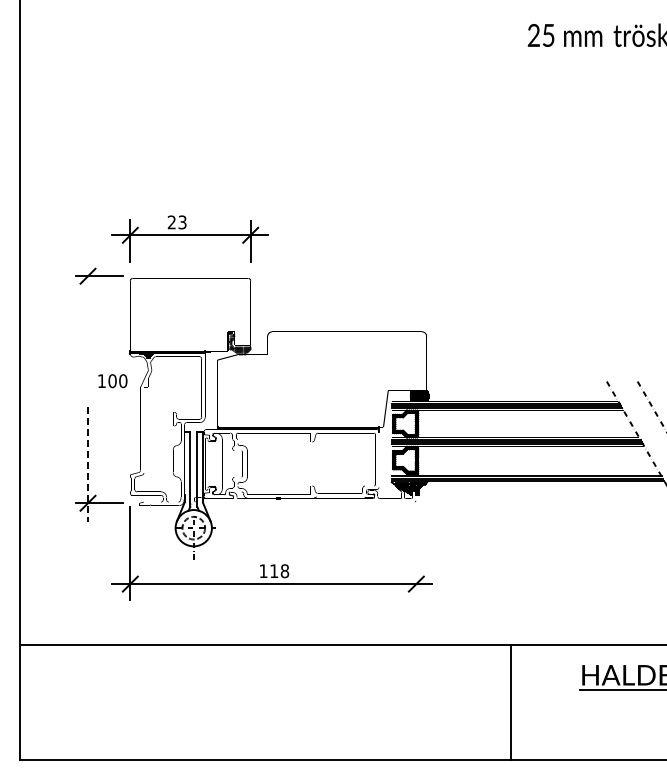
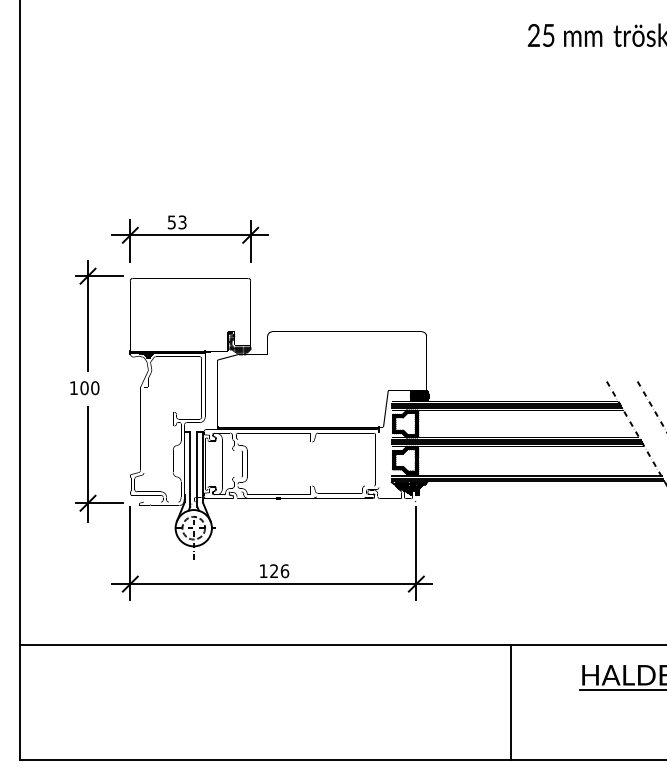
text: 23 -> 53 (171, 222)
line: none -> present (88, 315)
text position: (112, 381) -> (84, 388) (84, 388)
line: dashed -> solid (88, 464)
line: none -> present (416, 553)
text: 118 -> 126 (279, 570)
